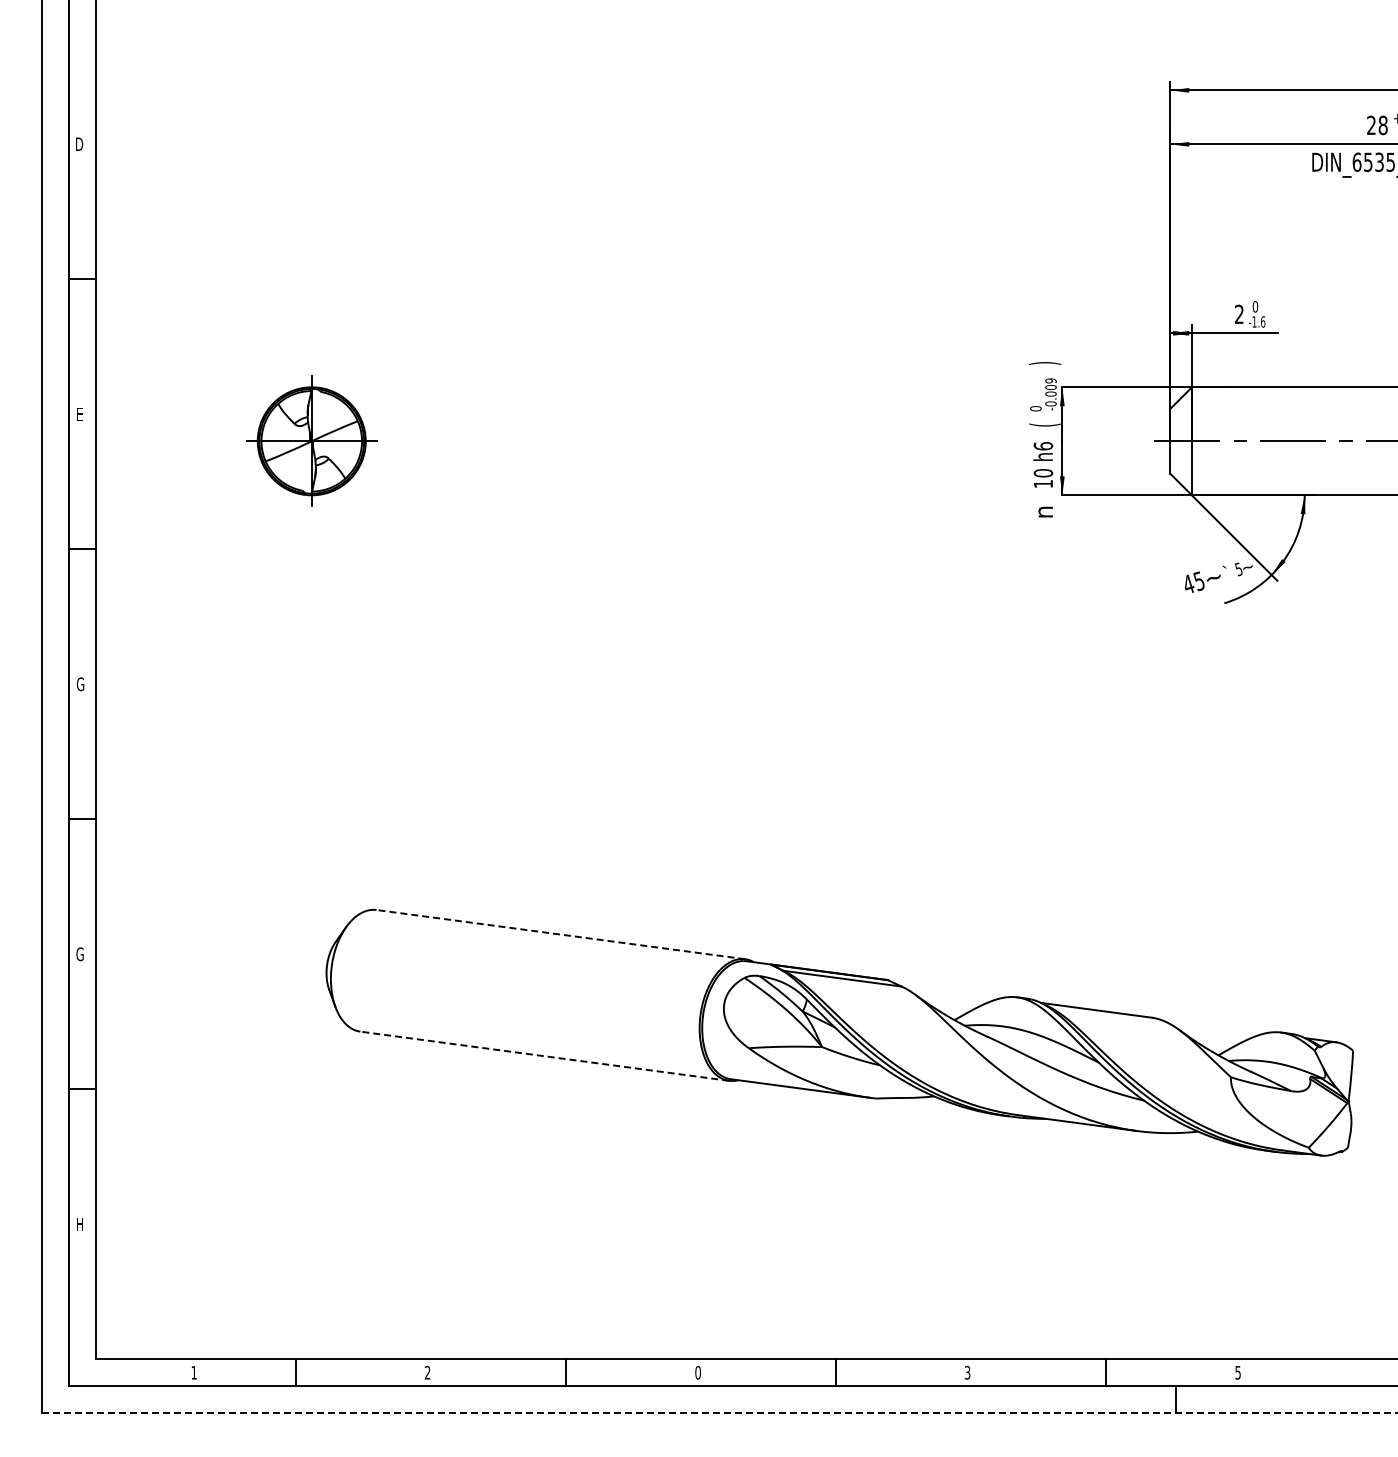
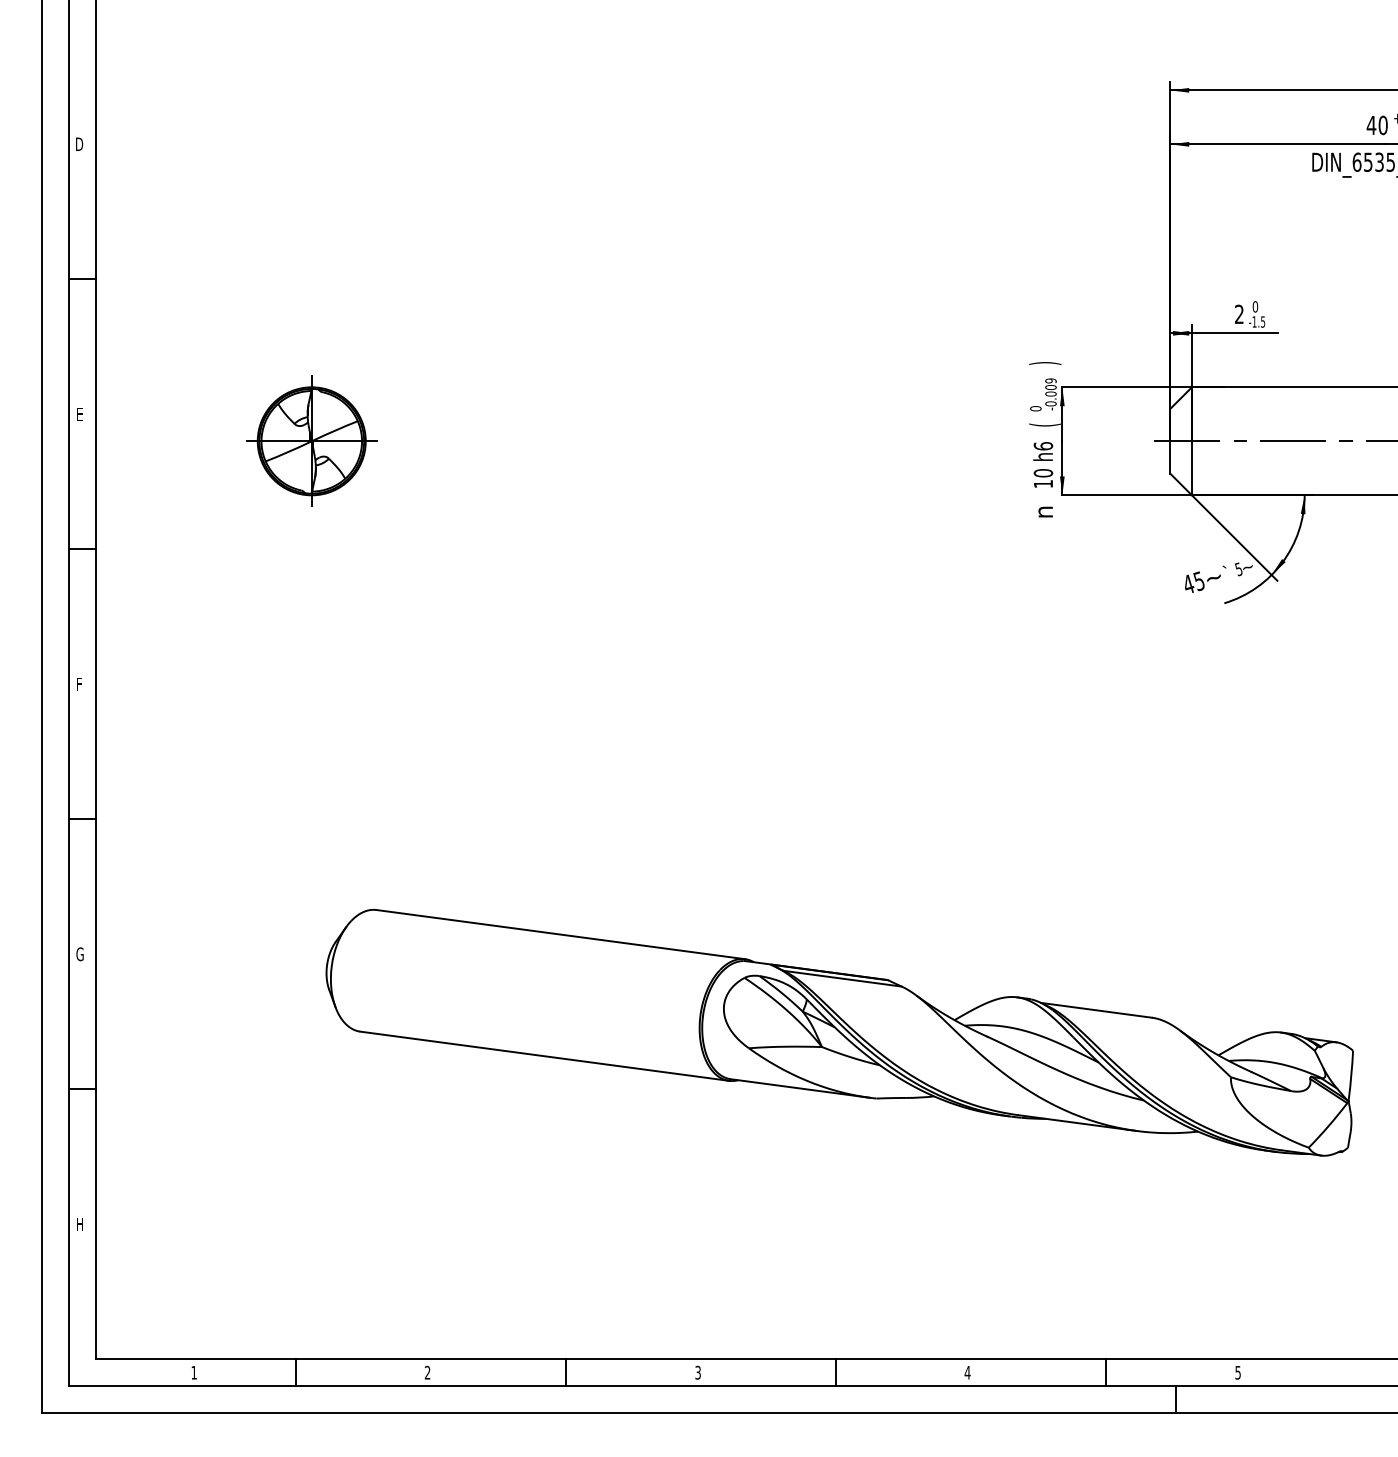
text: 28 -> 40 (1376, 124)
text: -1.6 -> -1.5 (1263, 321)
text: G -> F (80, 684)
line: dashed -> solid (560, 934)
line: dashed -> solid (544, 1056)
text: 0 -> 3 (697, 1372)
text: 3 -> 4 (967, 1372)
line: dashed -> solid (719, 1413)
